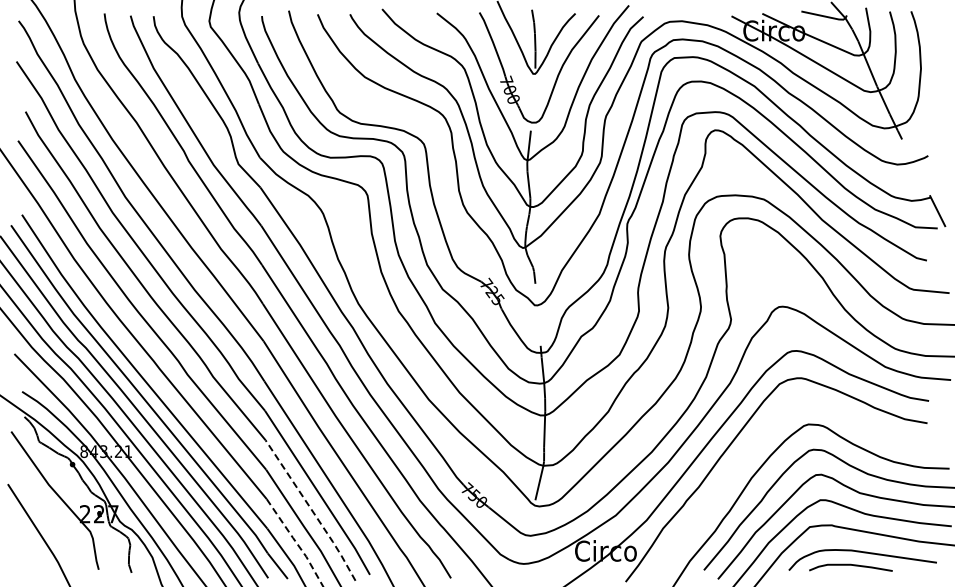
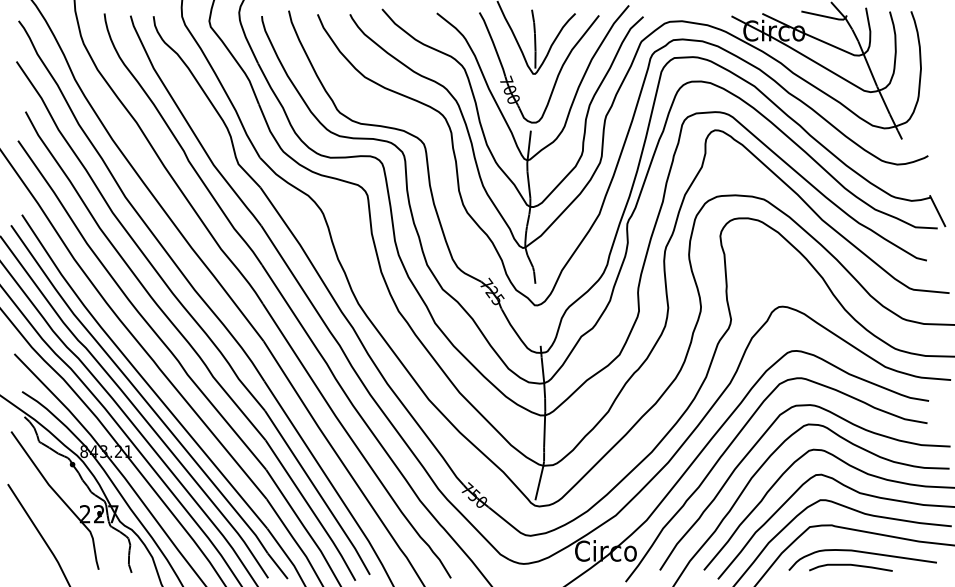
curve: none -> present (755, 446)
line: dashed -> solid (312, 510)
line: dashed -> solid (296, 542)
